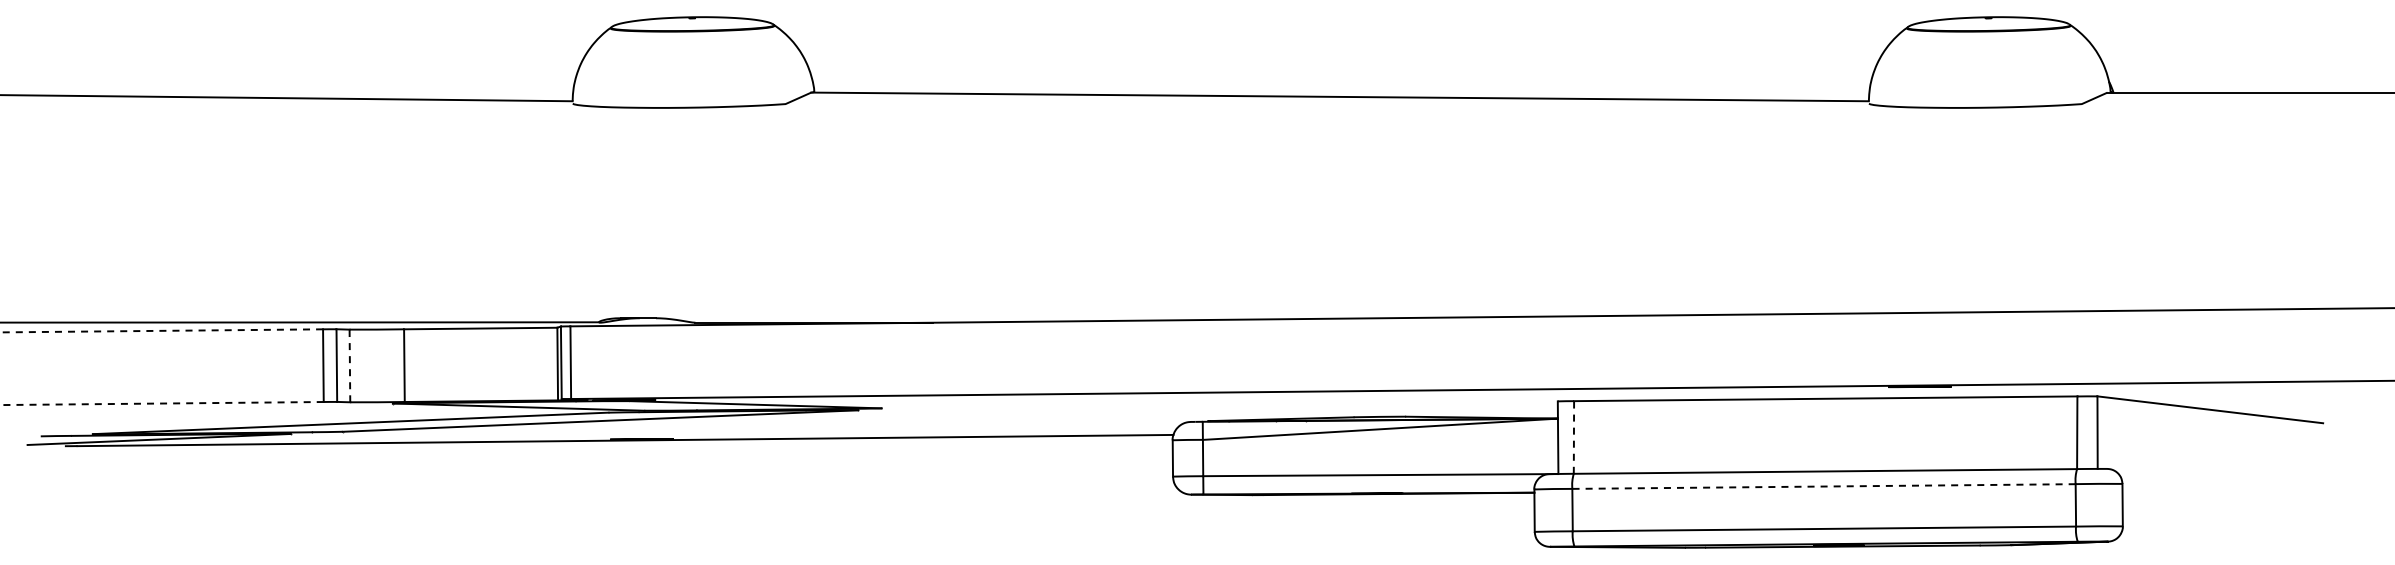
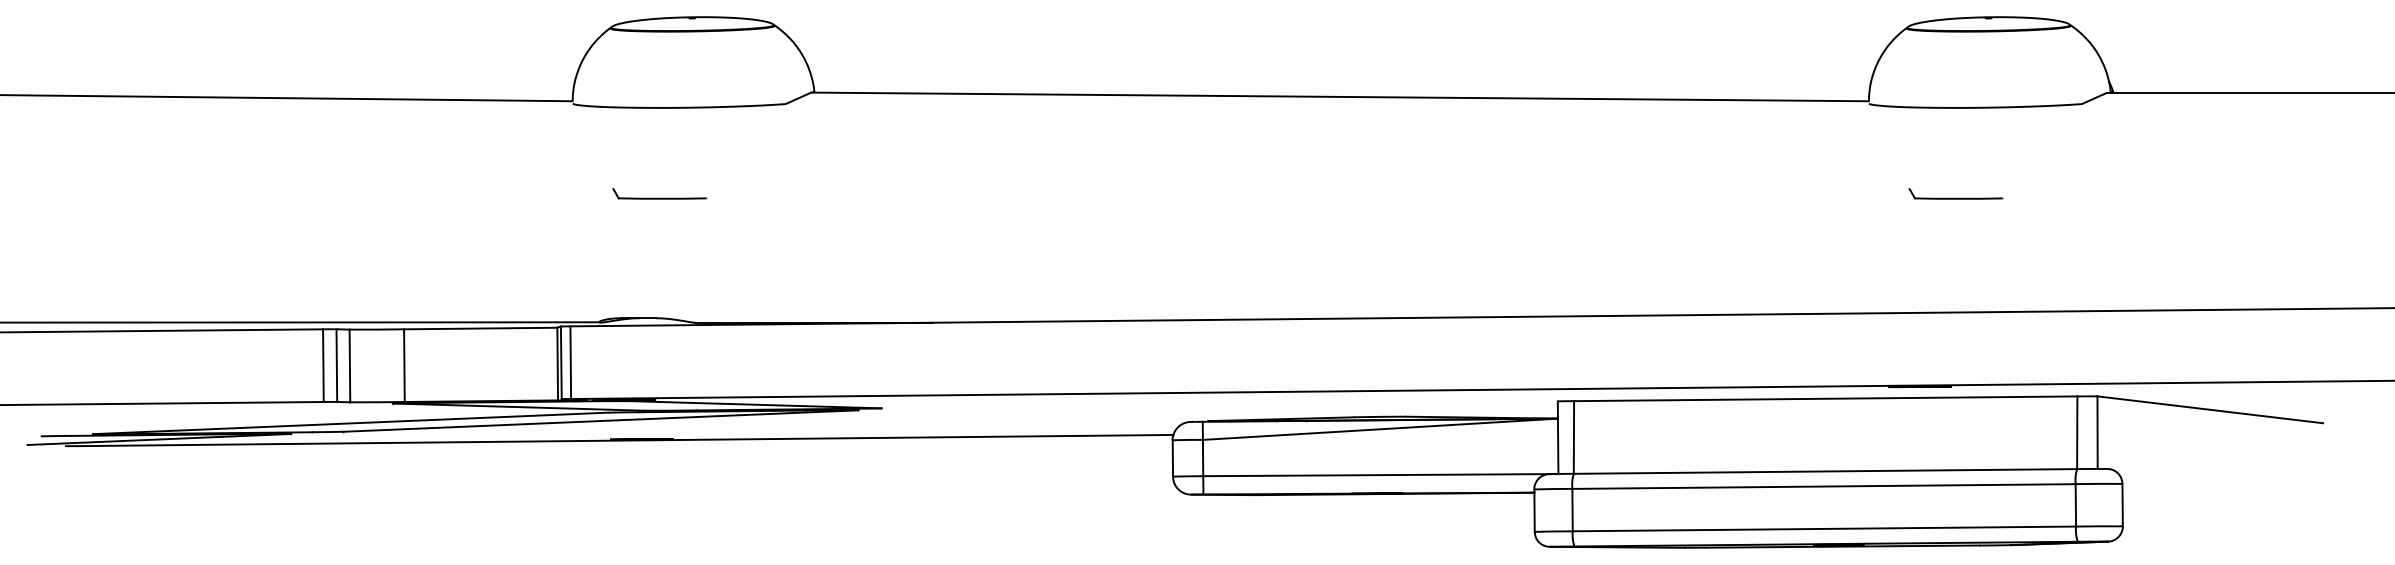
part: none -> present (659, 193)
part: none -> present (1955, 193)
line: dashed -> solid (161, 330)
line: dashed -> solid (349, 365)
line: dashed -> solid (161, 403)
line: dashed -> solid (1573, 436)
line: dashed -> solid (1824, 486)
